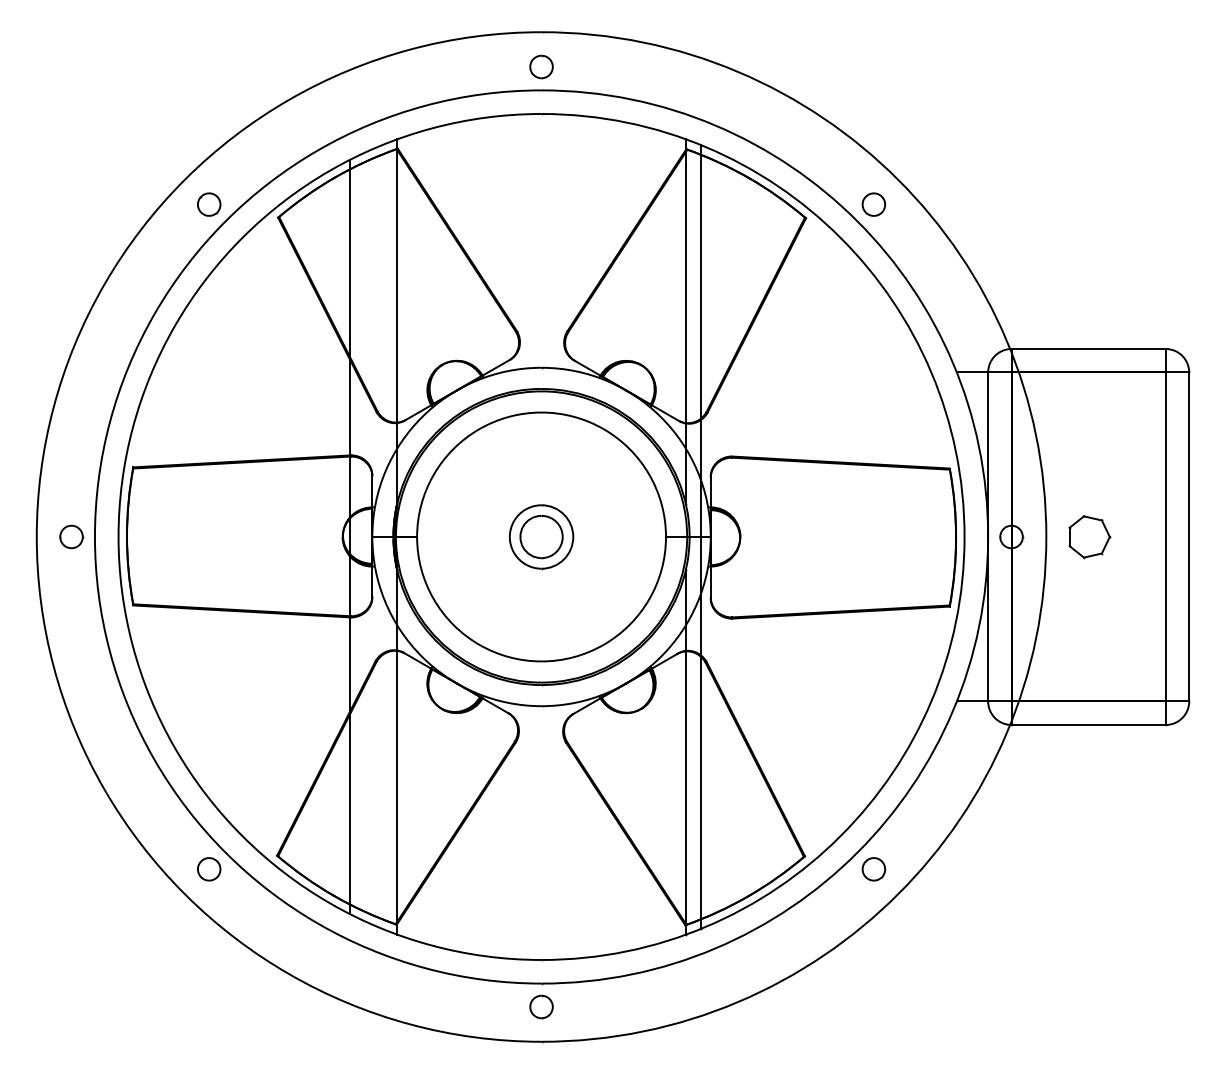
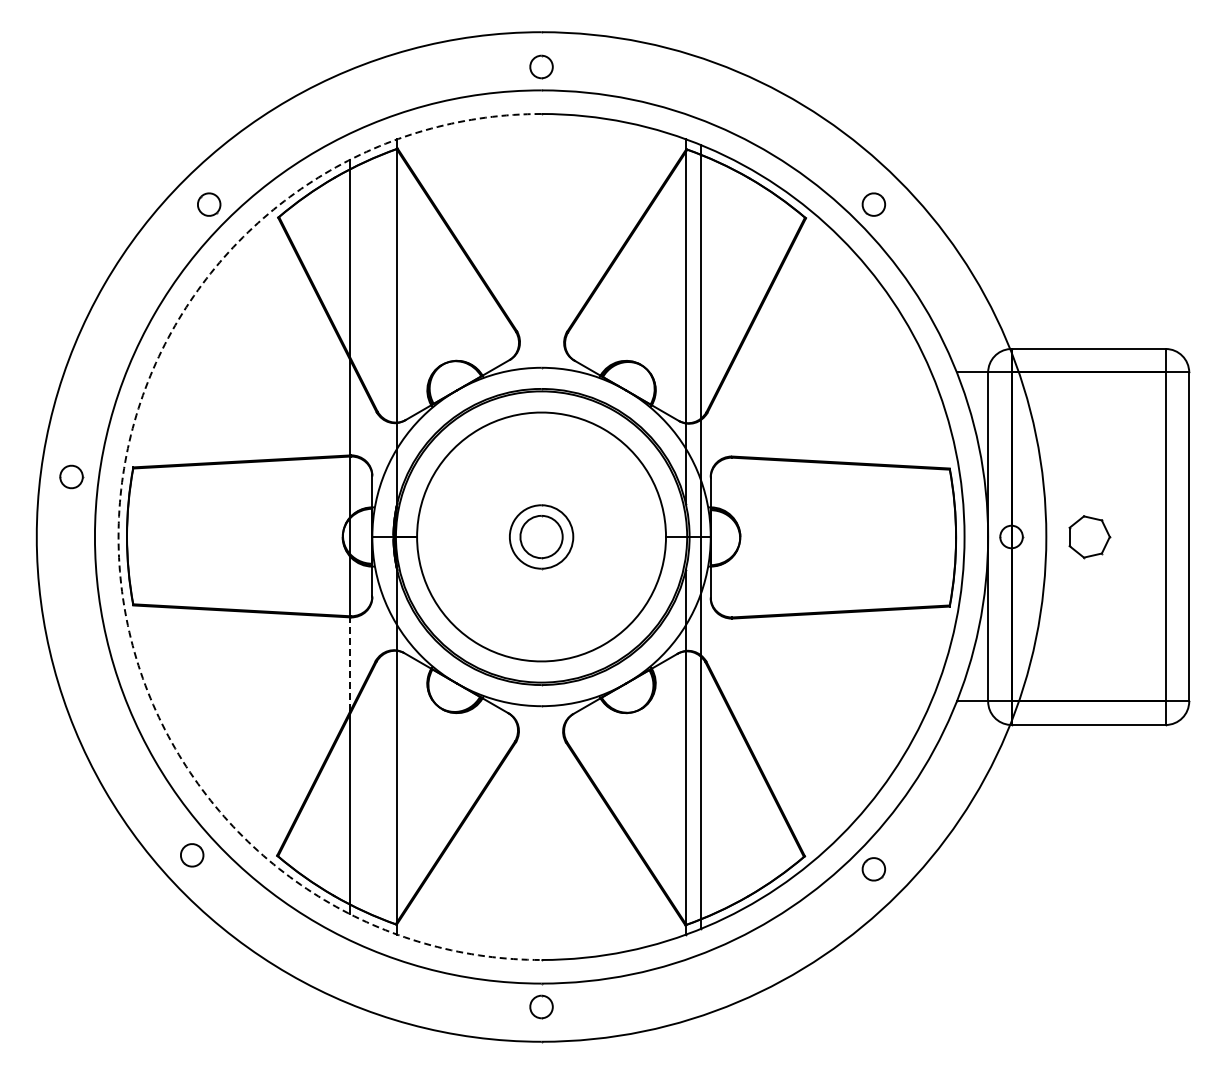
part position: (71, 536) -> (71, 476) (71, 476)
arc: solid -> dashed (118, 537)
line: solid -> dashed (350, 664)
part position: (209, 869) -> (192, 855) (192, 855)
